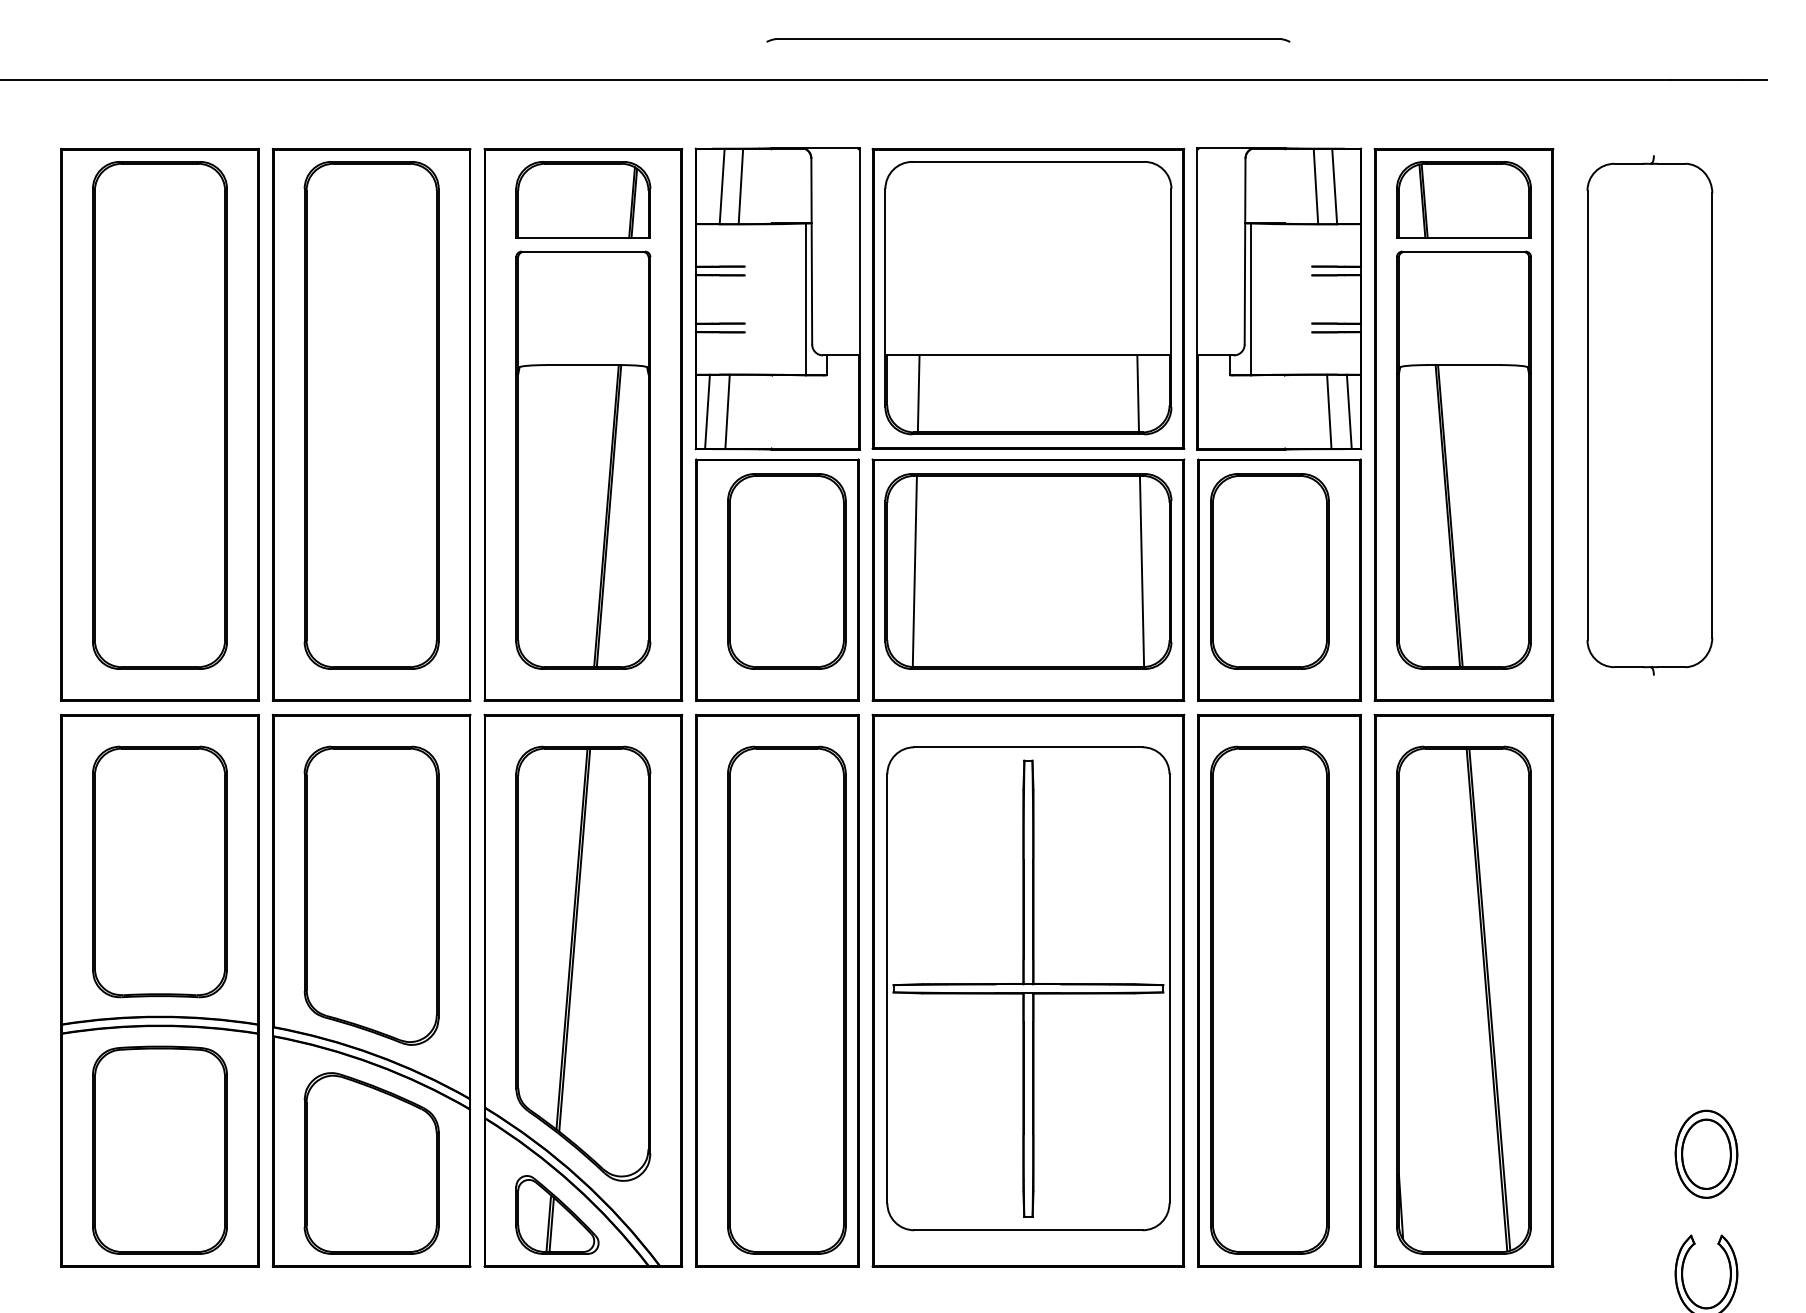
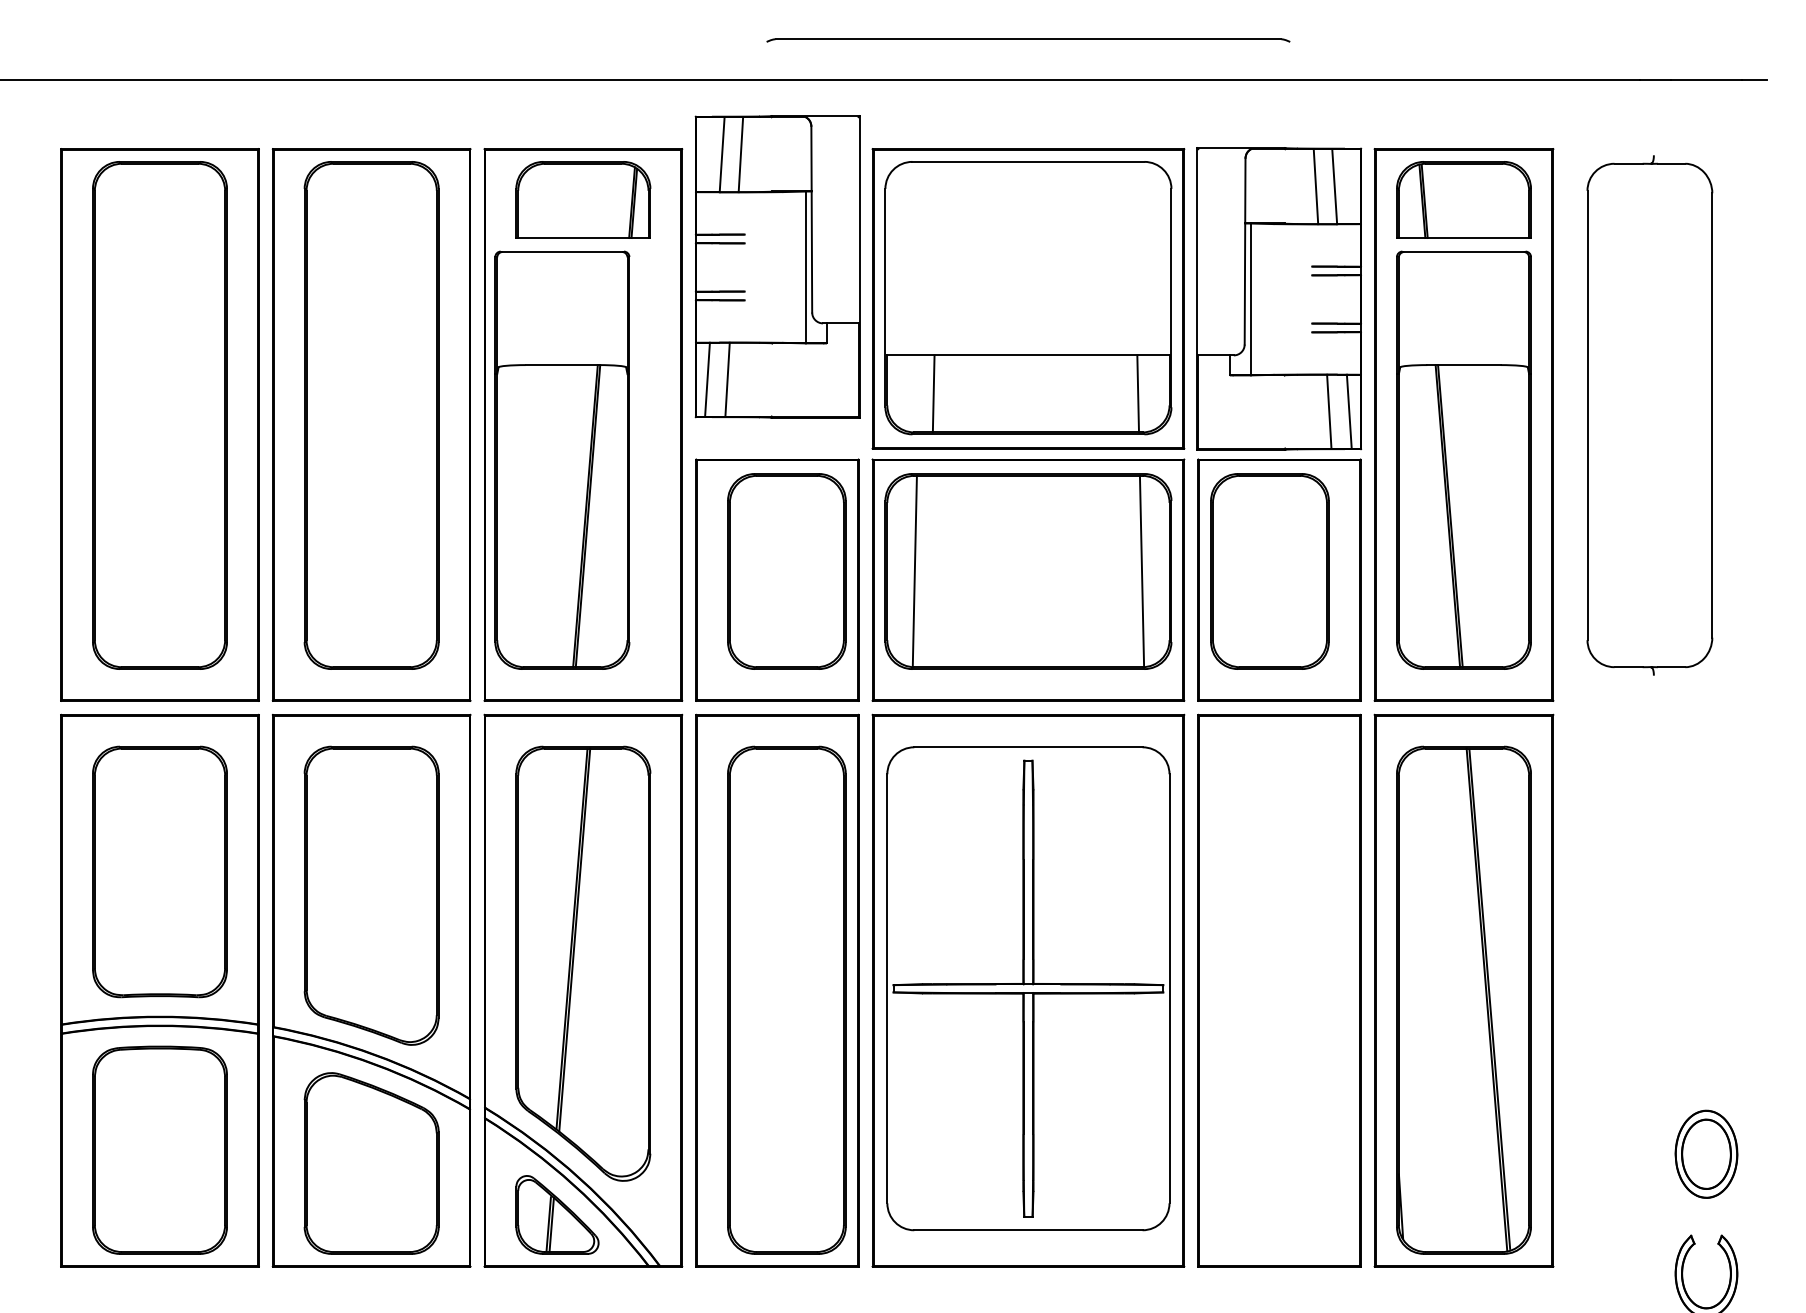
part position: (777, 298) -> (777, 266) (777, 266)
line position: (918, 393) -> (933, 393) (933, 393)
part position: (583, 459) -> (562, 459) (562, 459)
part: present -> none (1269, 999)
